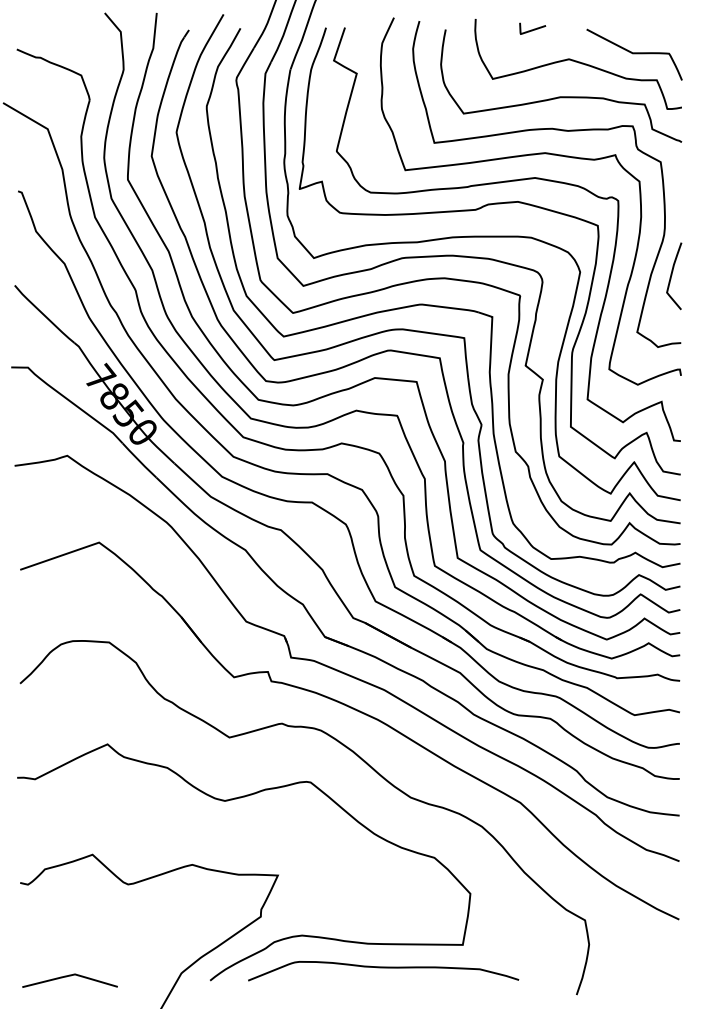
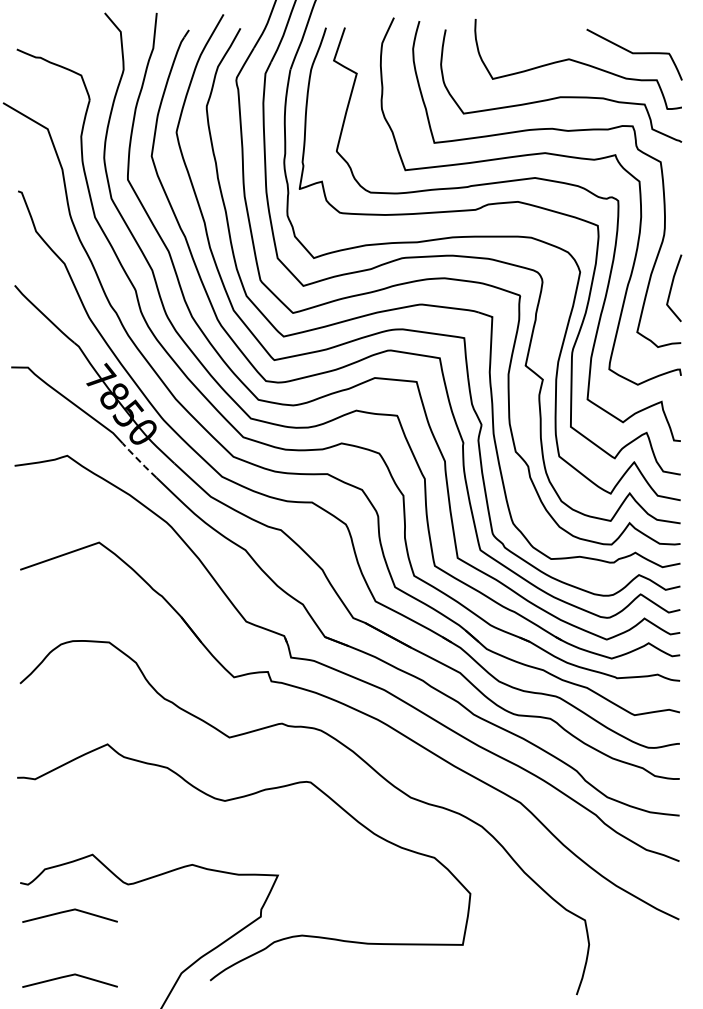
curve: present -> none (532, 29)
curve position: (672, 275) -> (672, 287) (672, 287)
line: solid -> dashed (138, 460)
line: none -> present (69, 911)
curve: present -> none (383, 968)
